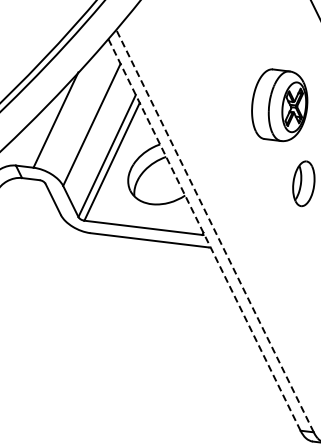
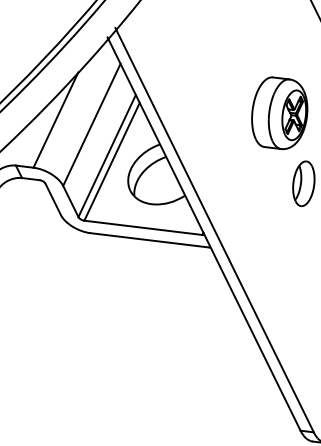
part position: (279, 105) -> (279, 113) (279, 113)
line: dashed -> solid (214, 229)
line: dashed -> solid (203, 233)
